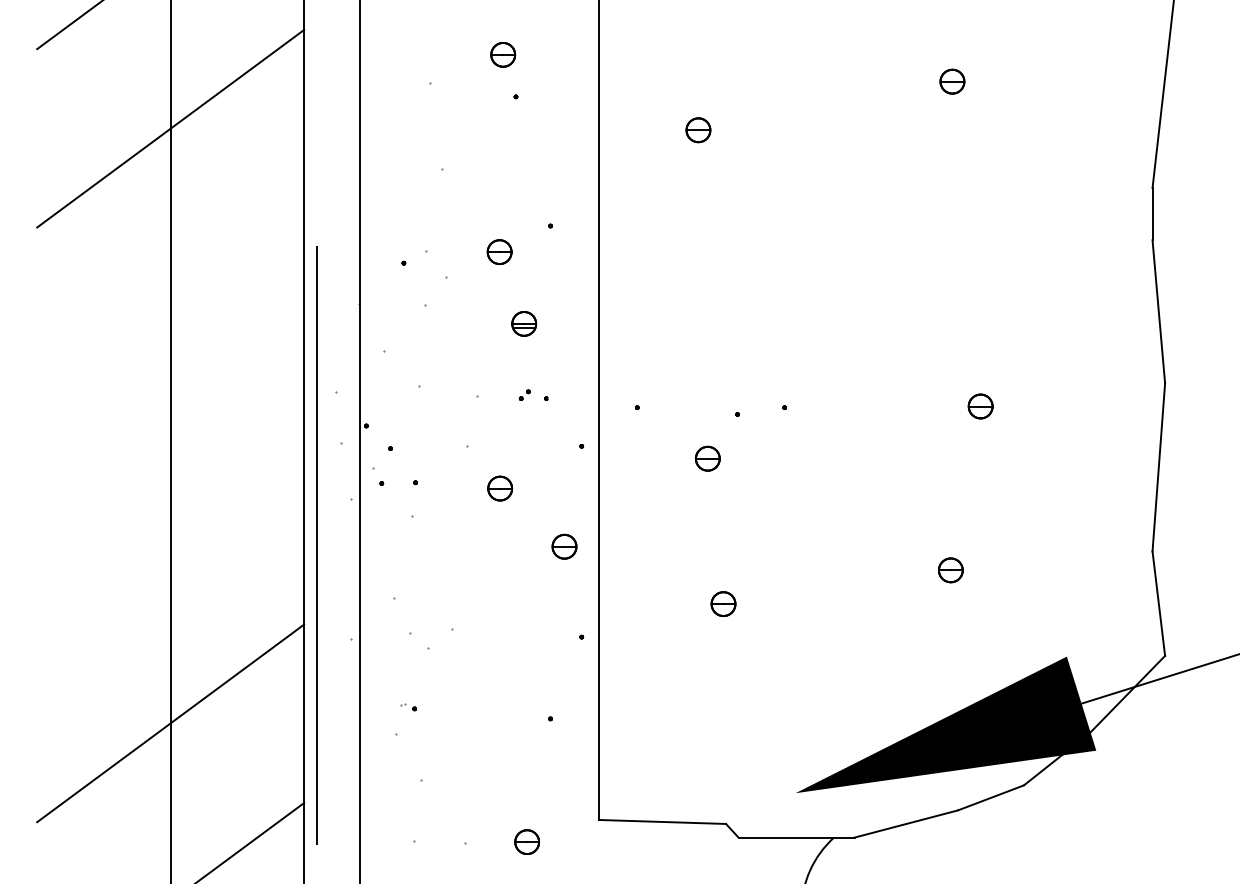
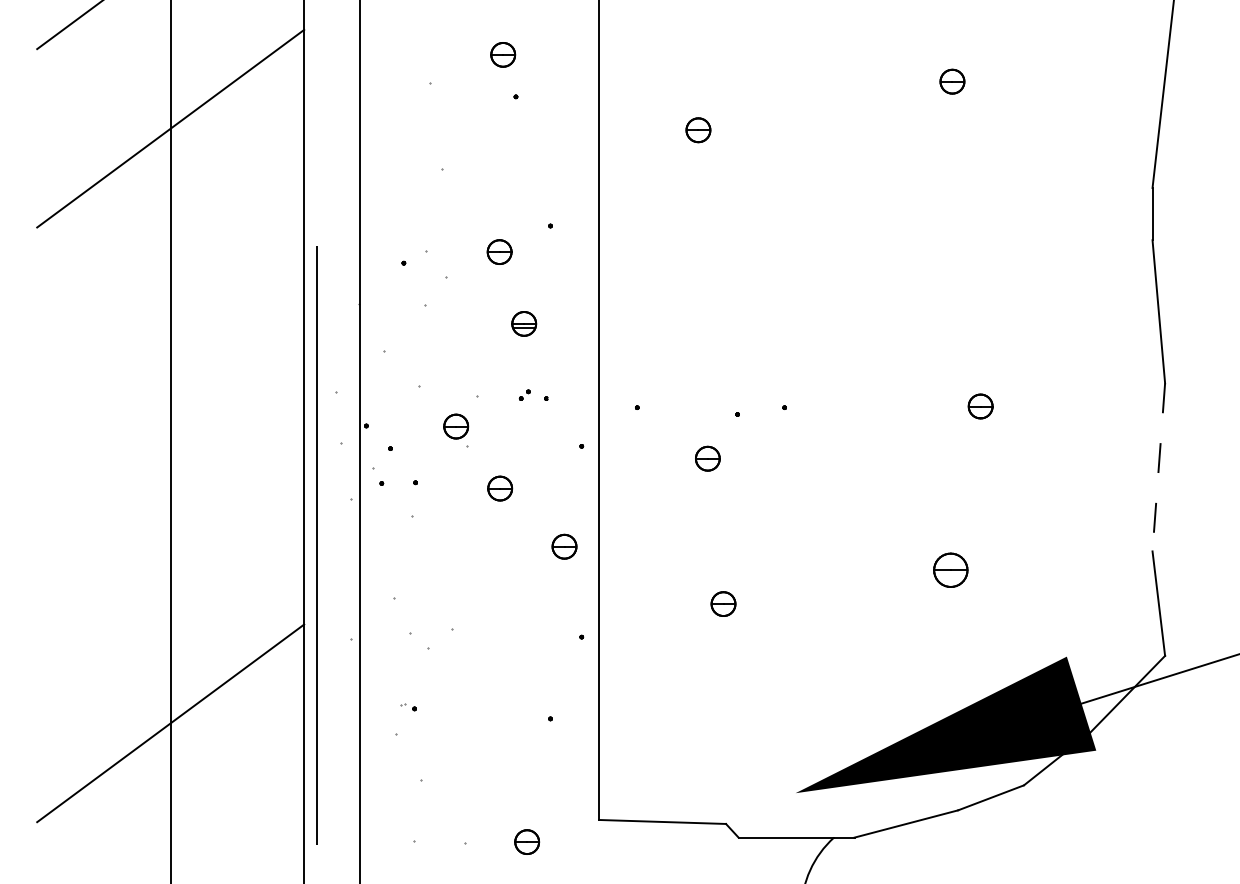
part: none -> present (456, 426)
line: solid -> dashed (1158, 467)
part size: 26x27 px -> 36x36 px (950, 569)
line: present -> none (251, 841)
